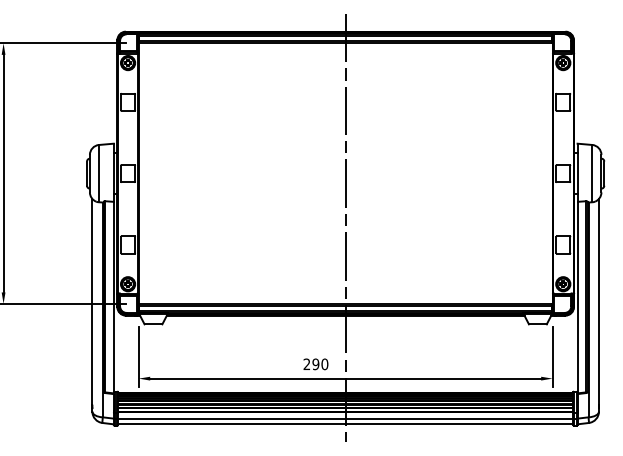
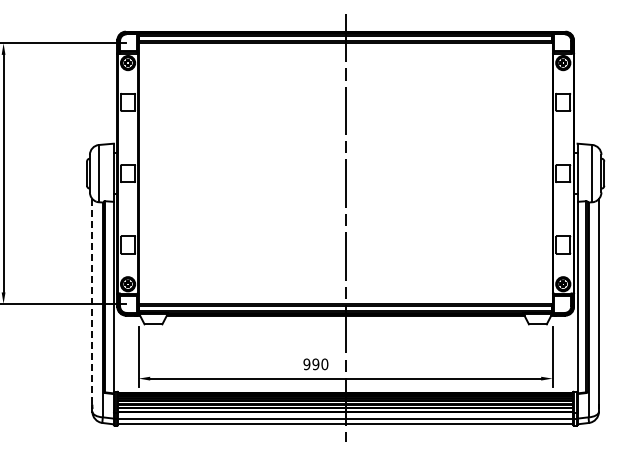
line: solid -> dashed (92, 301)
text: 290 -> 990 (306, 364)
